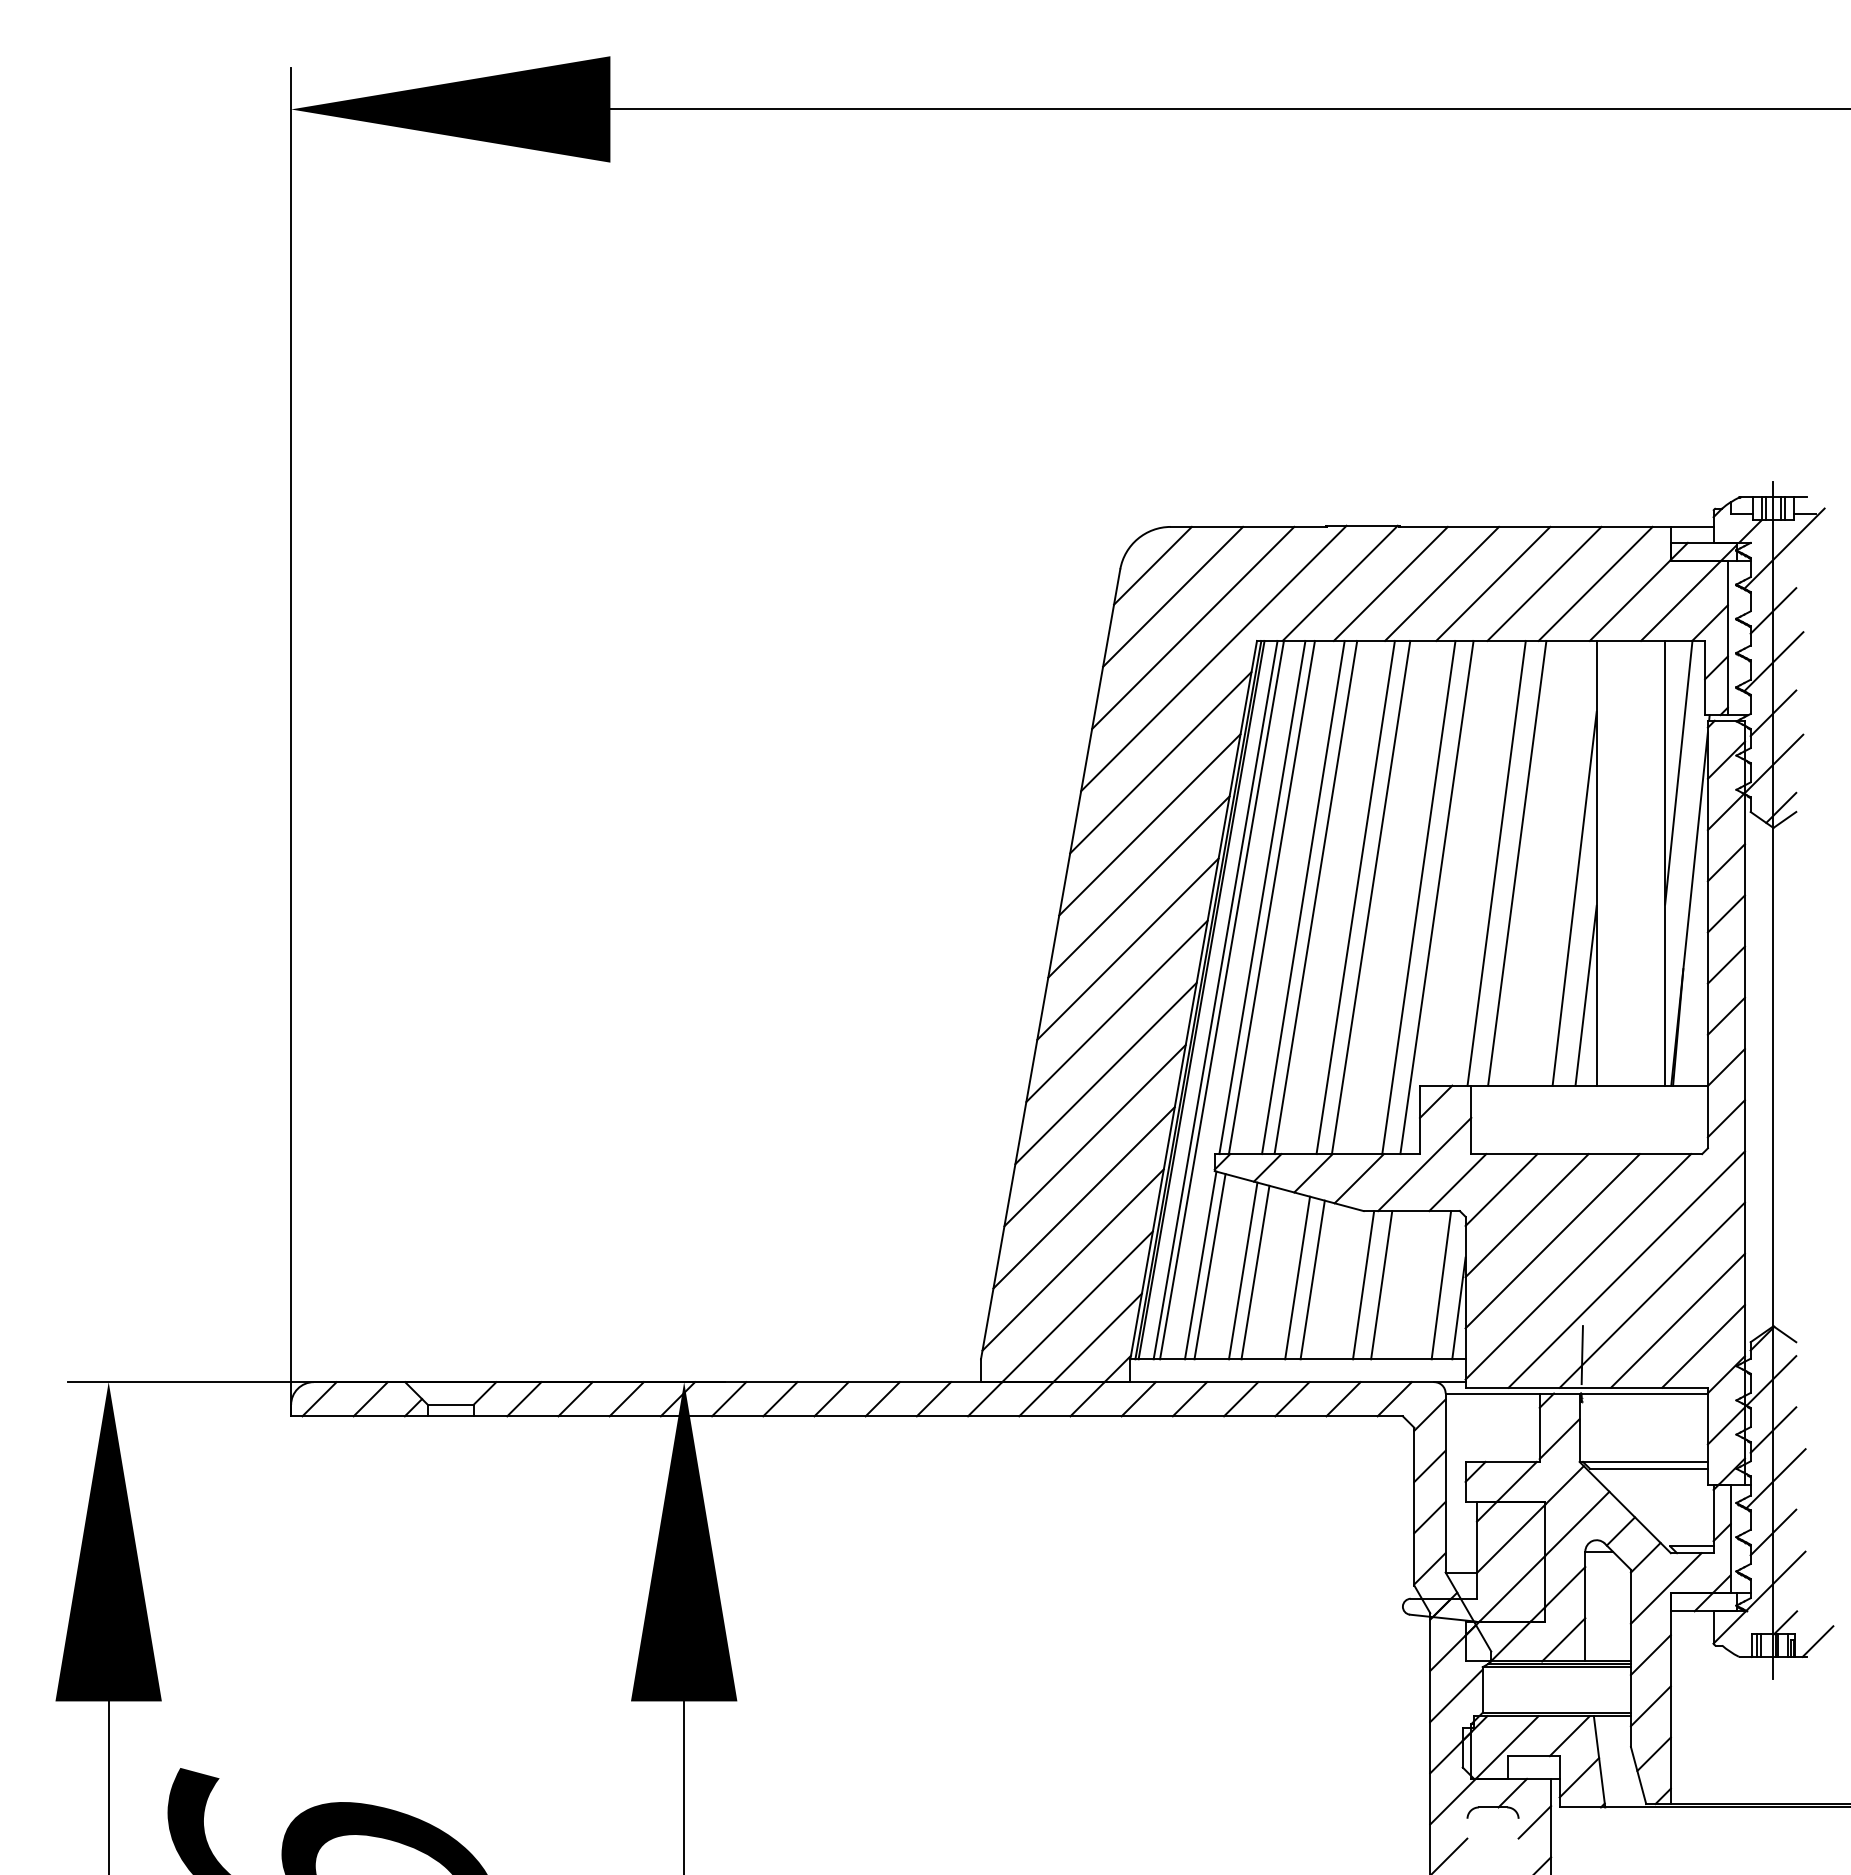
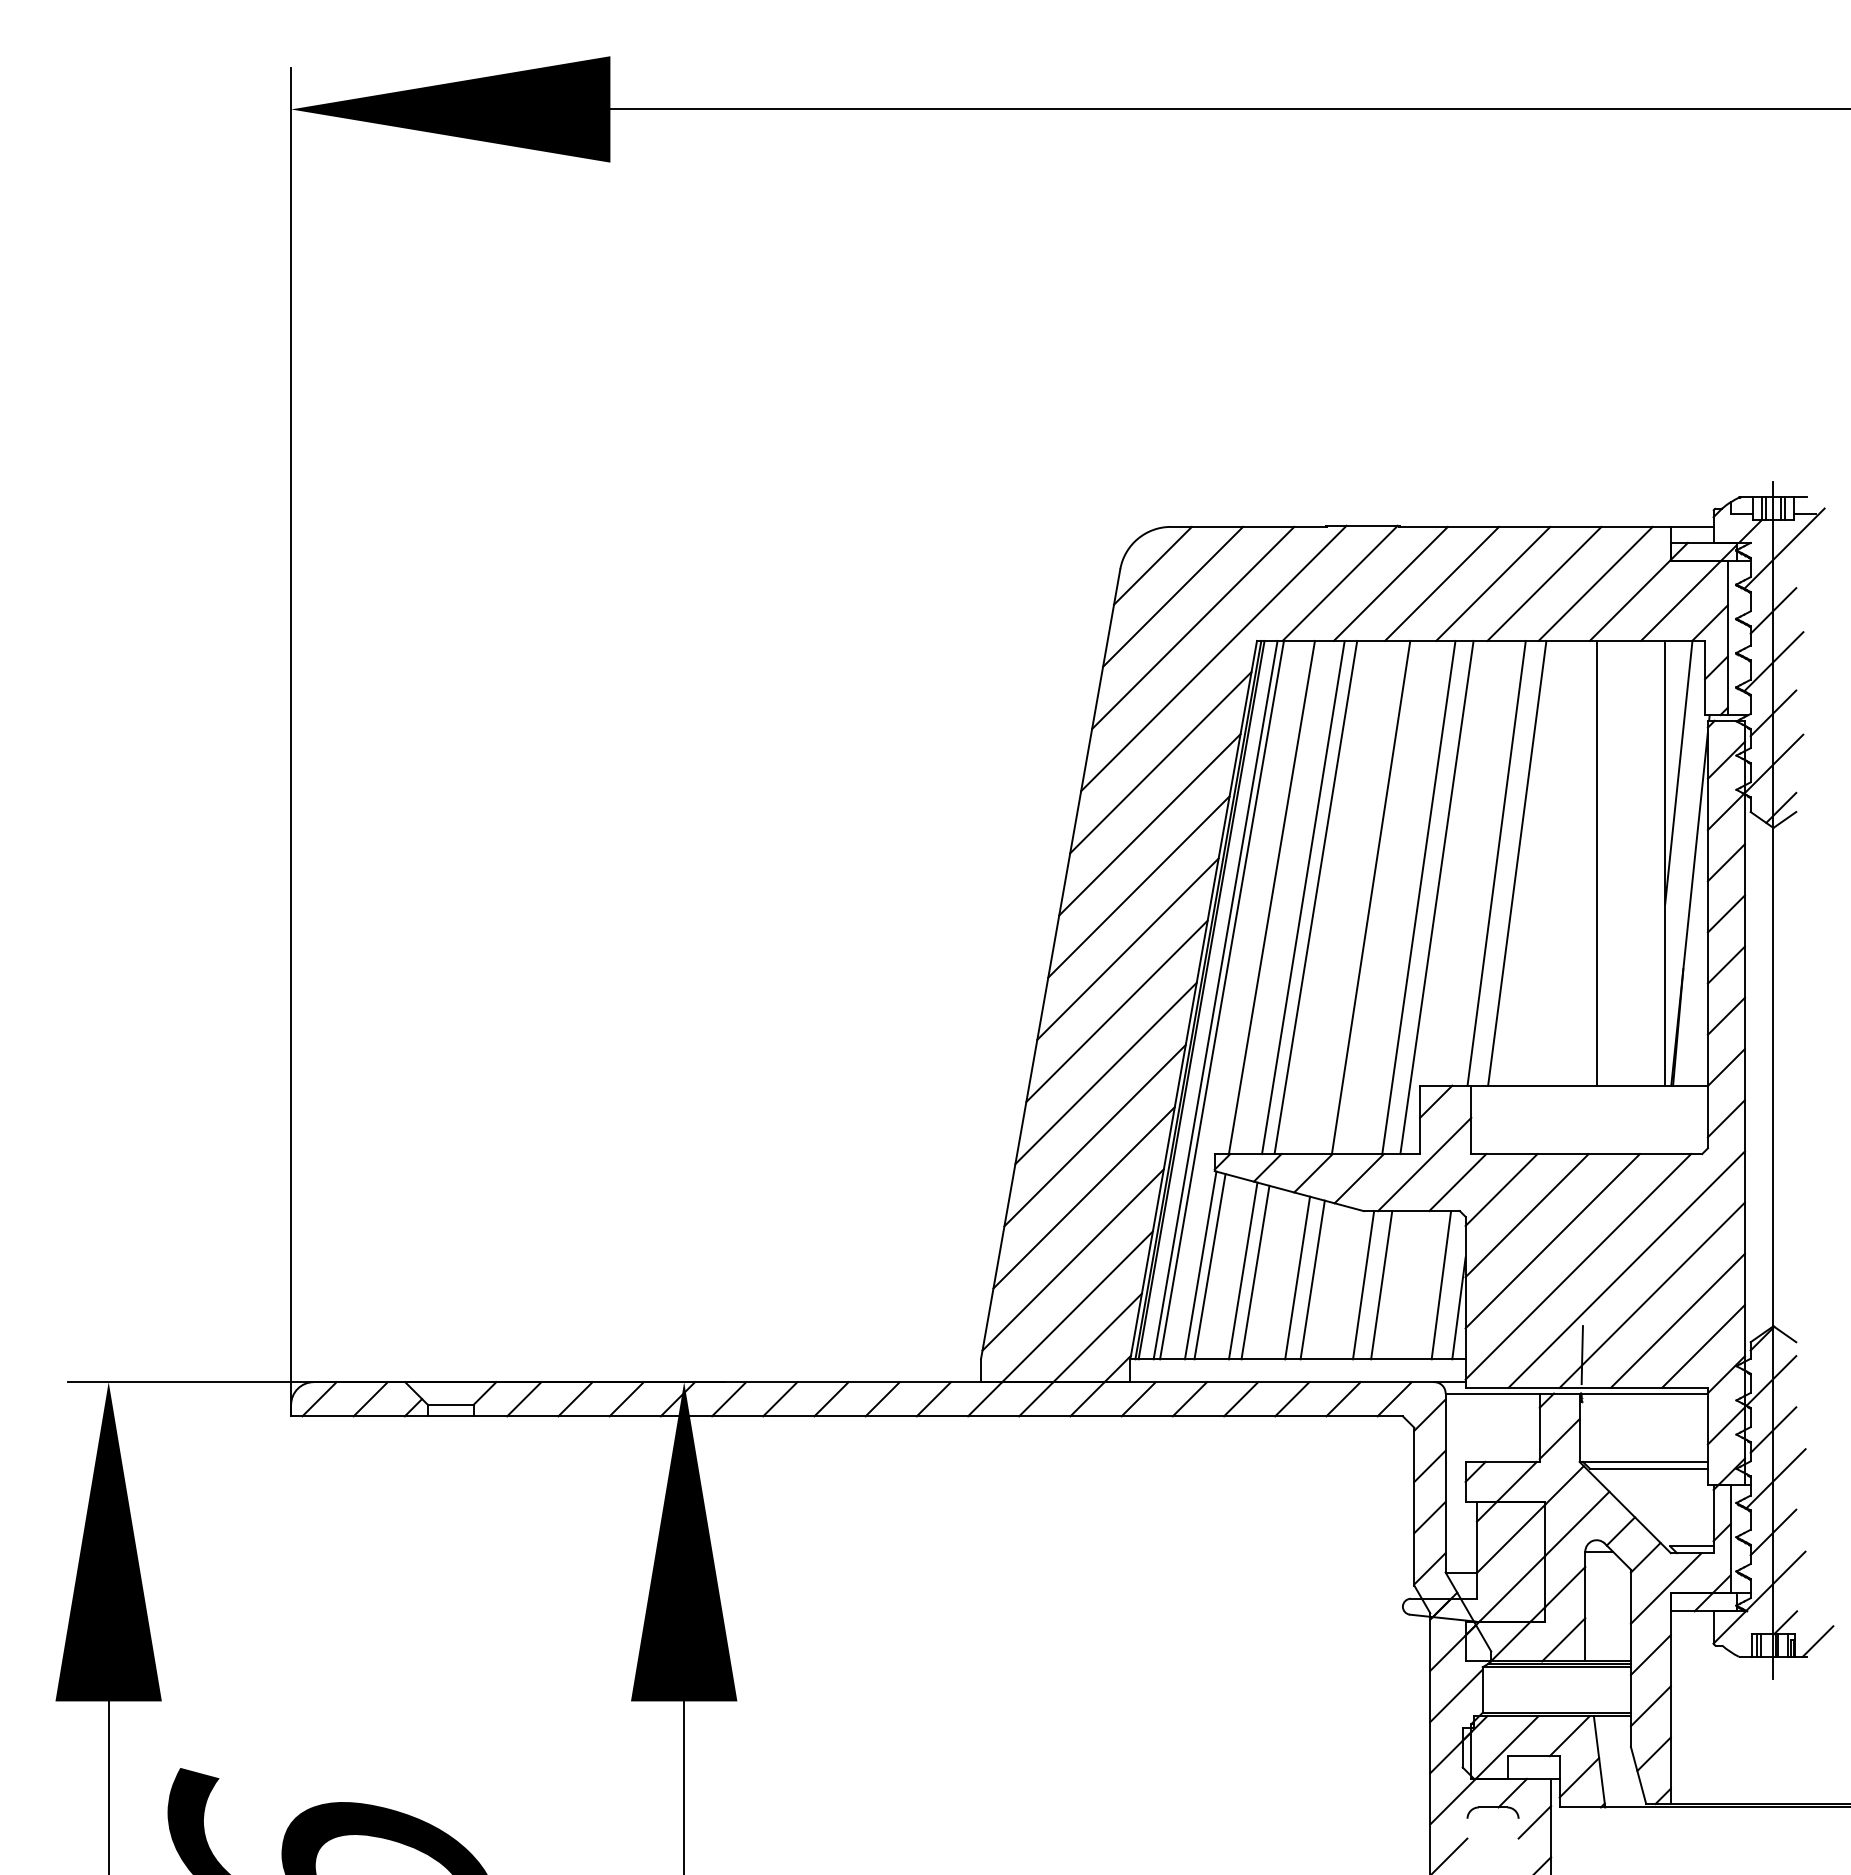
line: present -> none (1262, 897)
line: present -> none (1355, 897)
line: present -> none (1574, 898)
line: present -> none (1585, 995)
